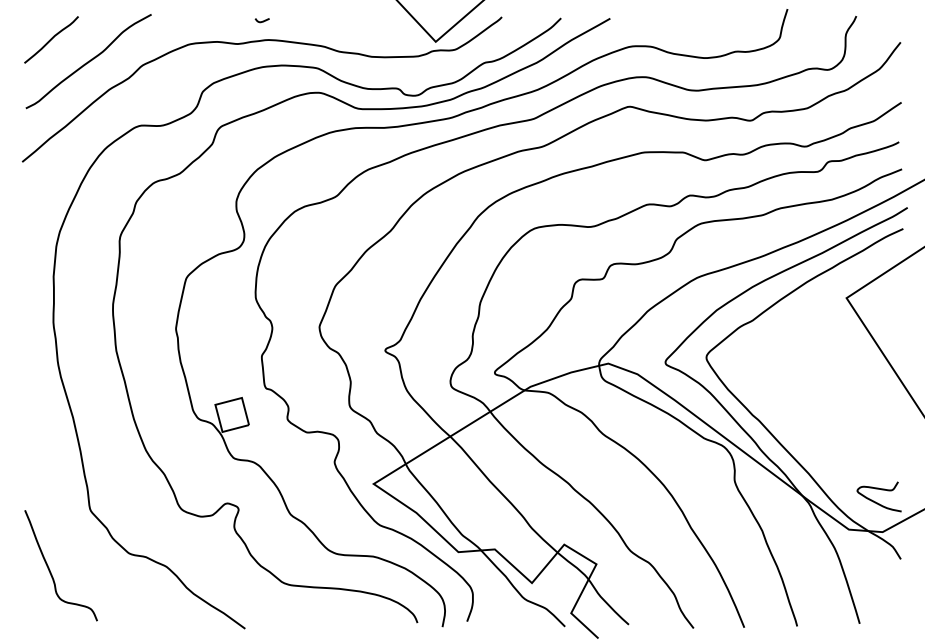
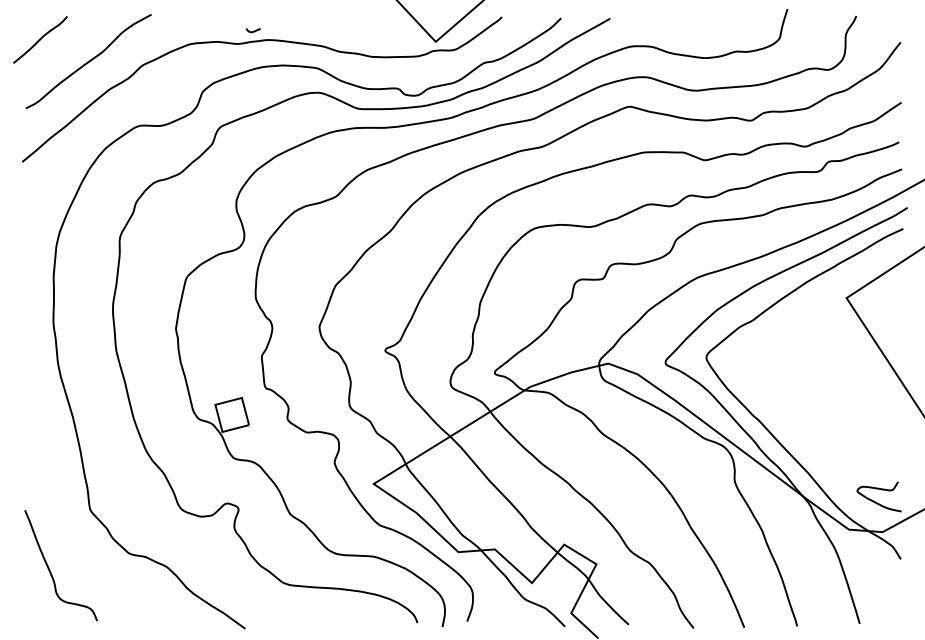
curve position: (262, 20) -> (253, 30) (253, 30)
curve position: (51, 39) -> (40, 39) (40, 39)
